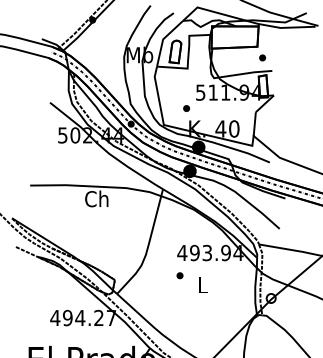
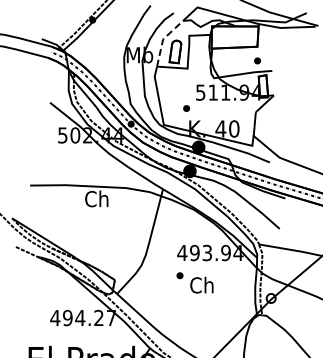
line: solid -> dashed (163, 39)
part position: (262, 57) -> (257, 60) (257, 60)
text: L -> Ch (201, 284)
